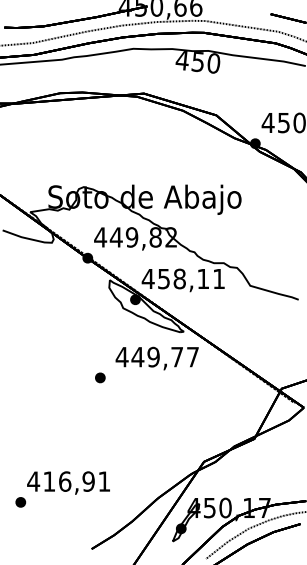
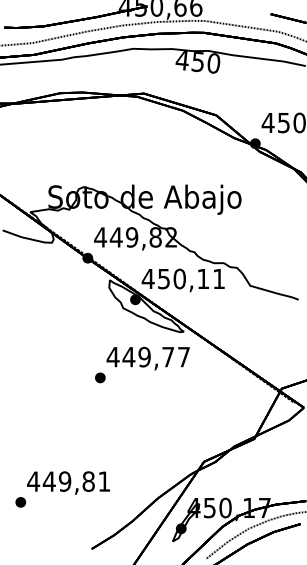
text: 458,11 -> 450,11 (179, 279)
text position: (156, 358) -> (147, 358) (147, 358)
text: 416,91 -> 449,81 (68, 481)
